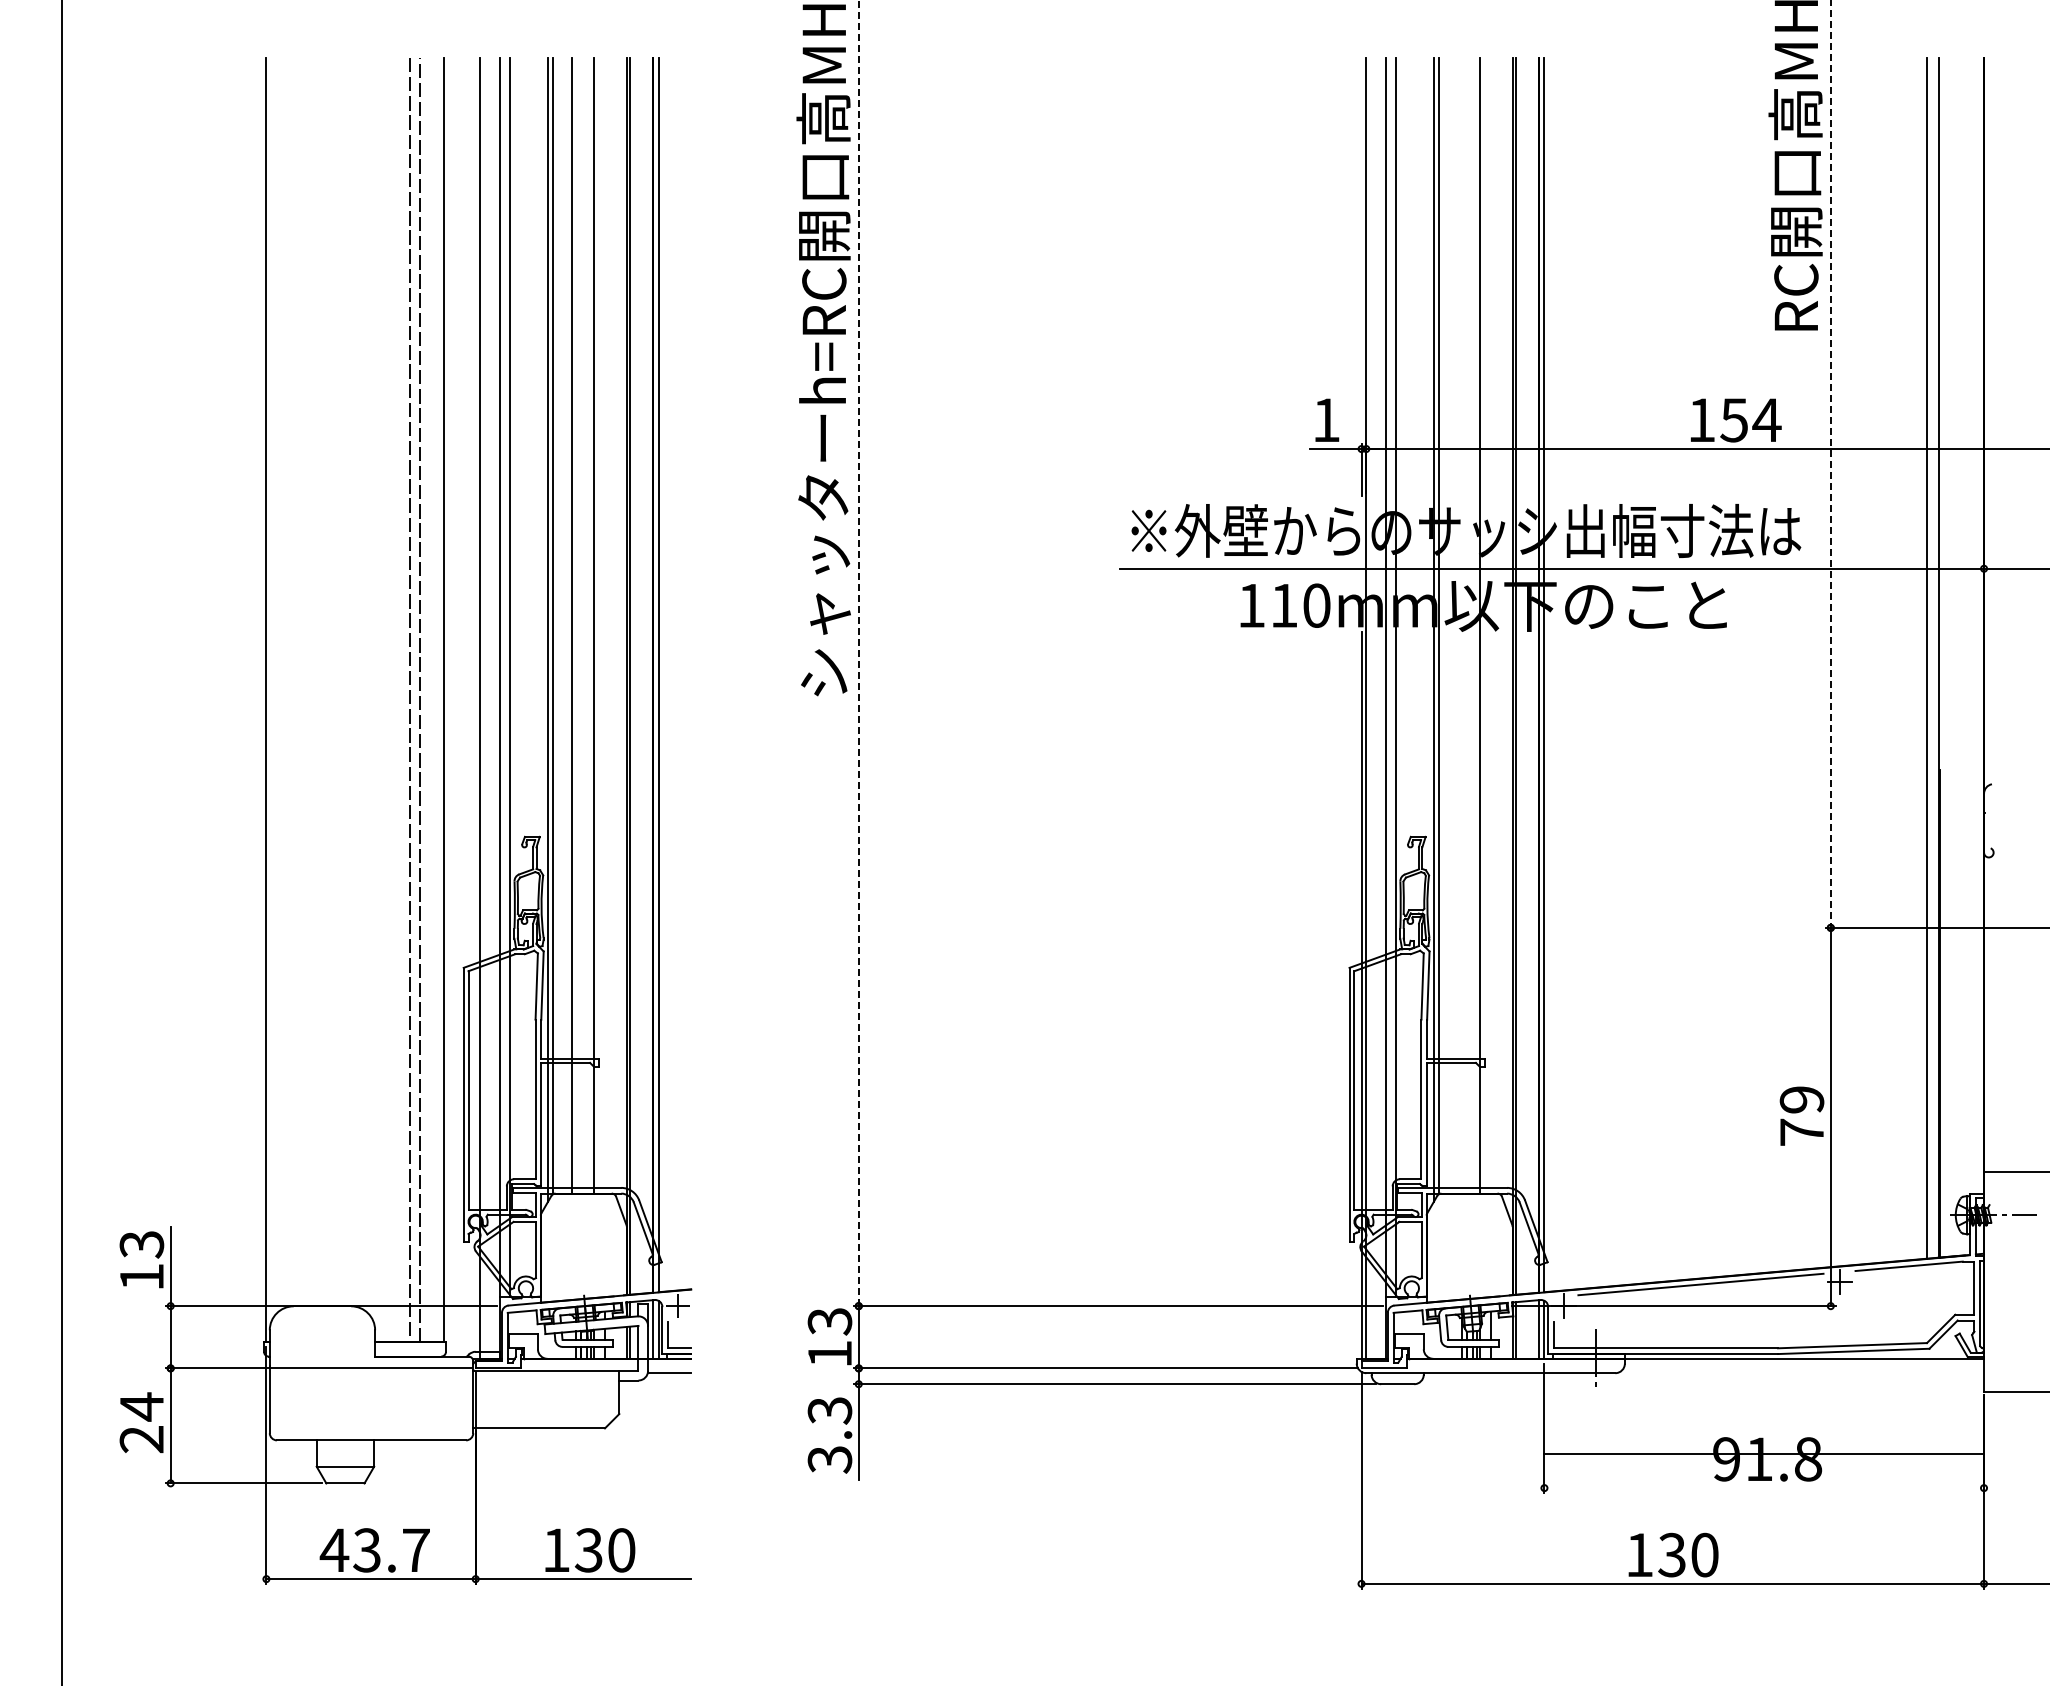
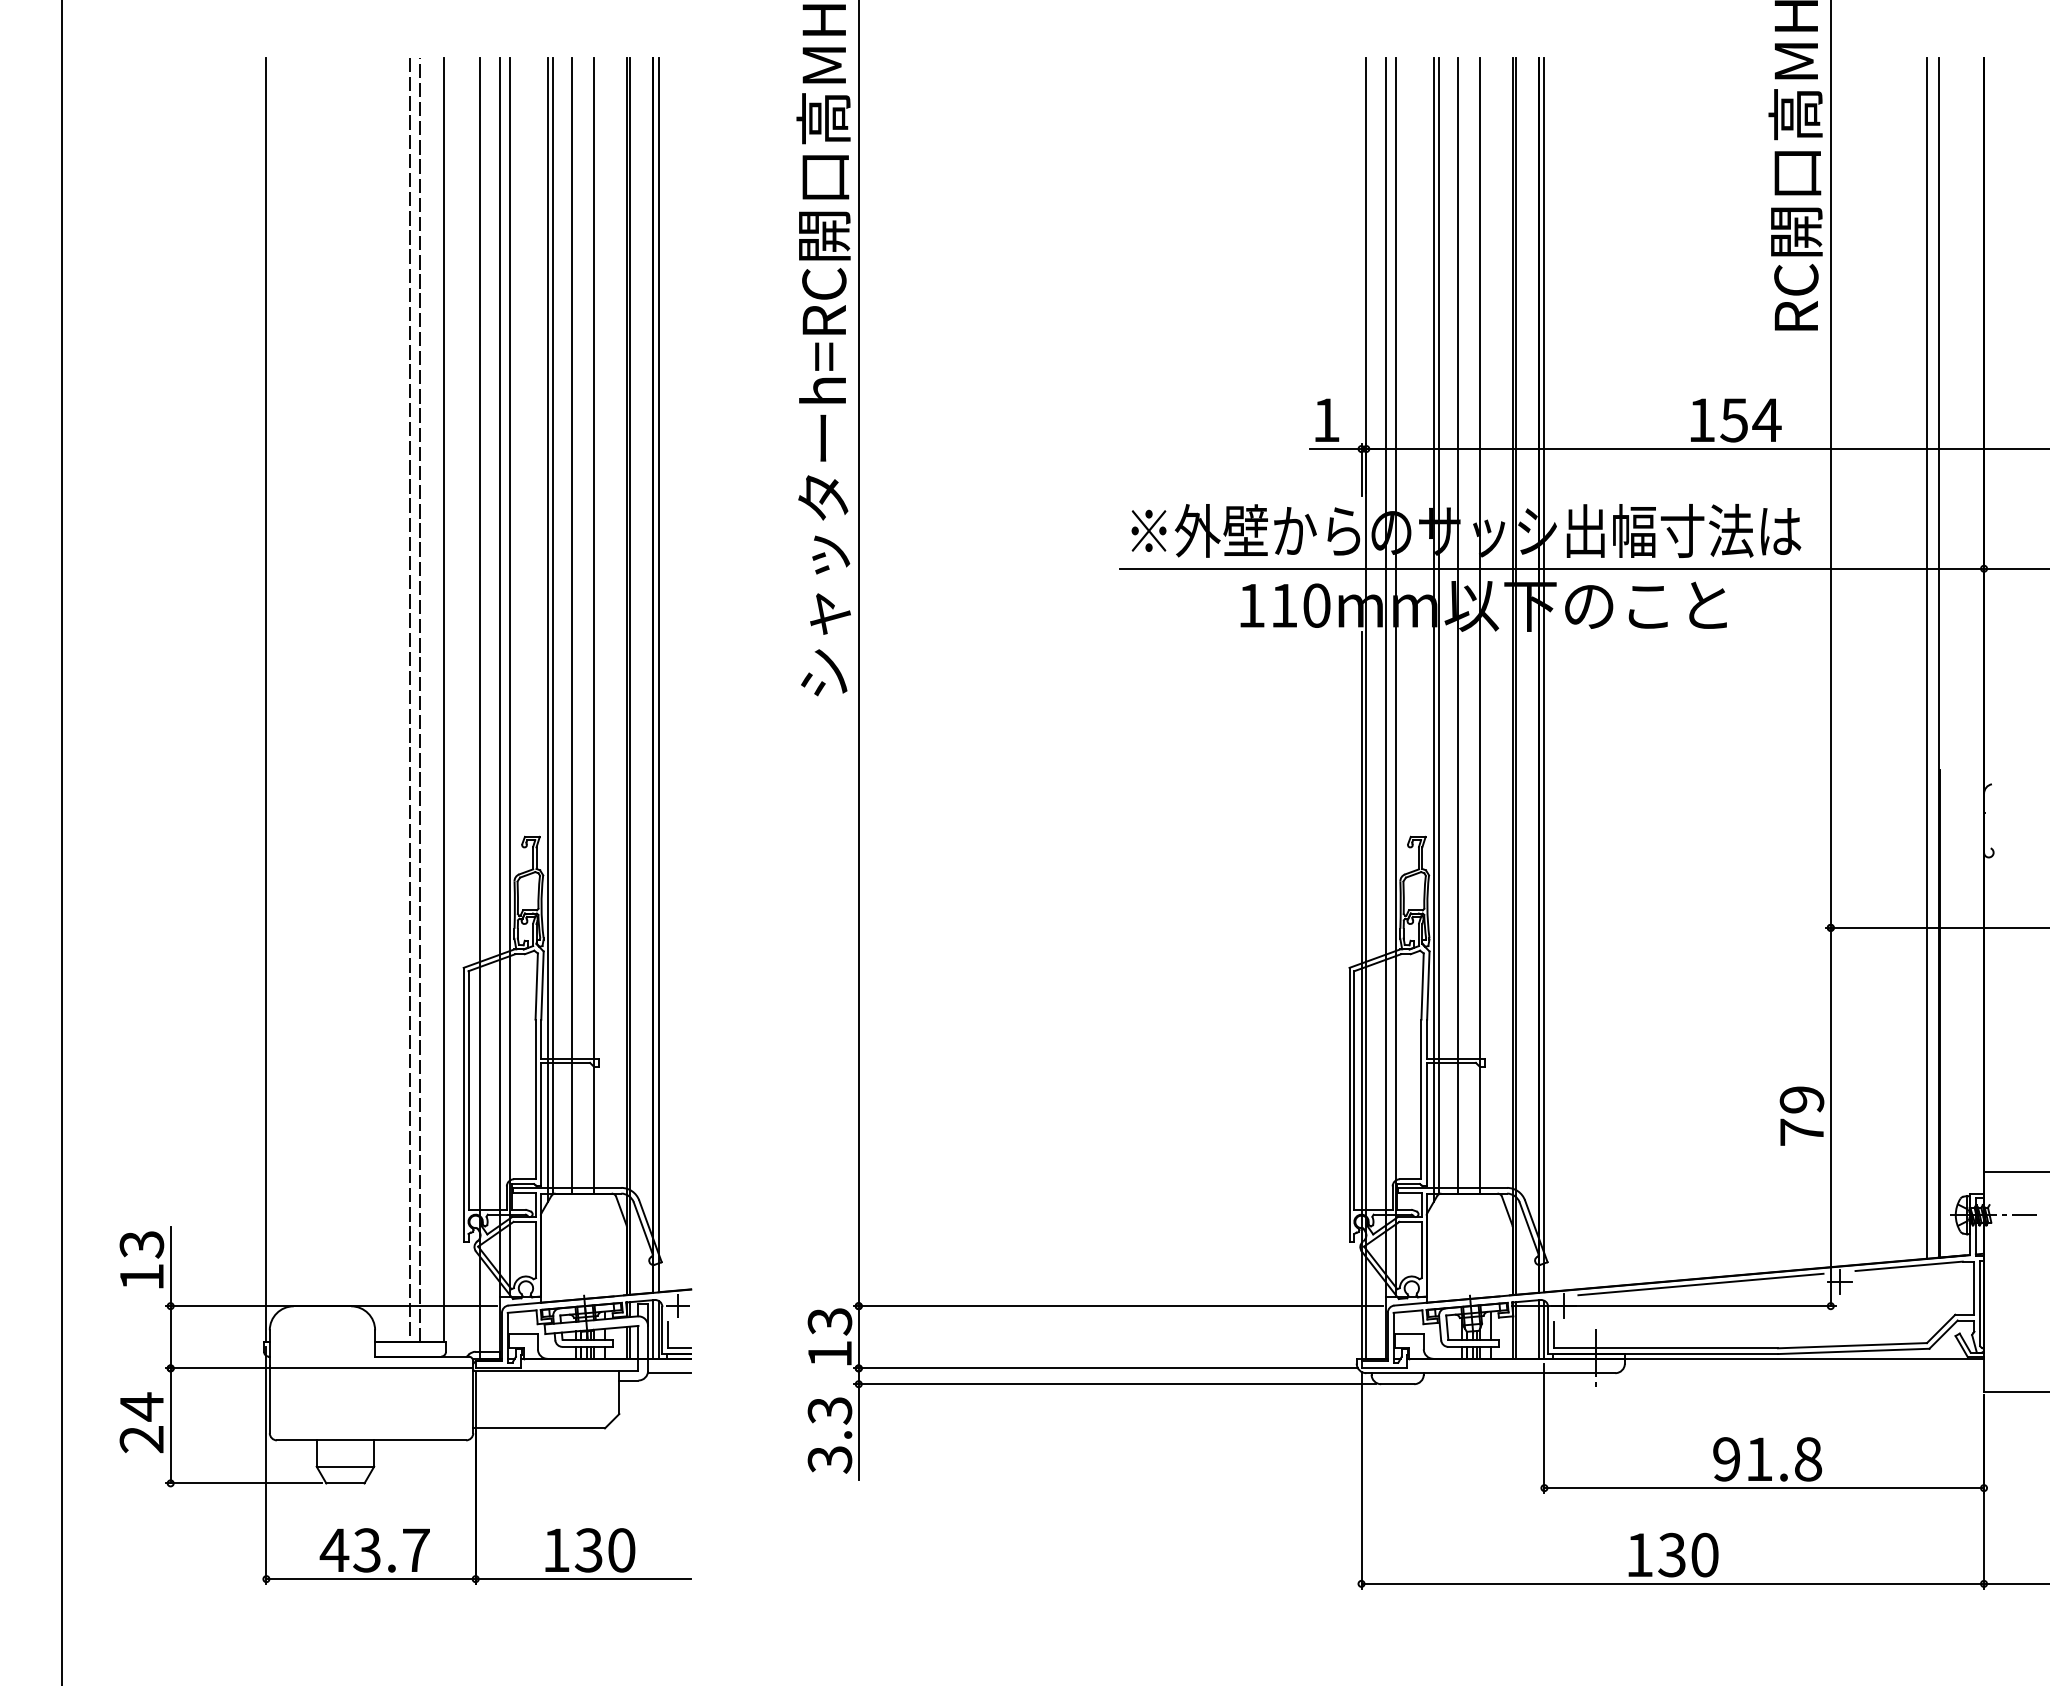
line: dashed -> solid (1830, 464)
line: none -> present (1458, 625)
line: dashed -> solid (858, 653)
line position: (1764, 1454) -> (1764, 1488) (1764, 1488)
